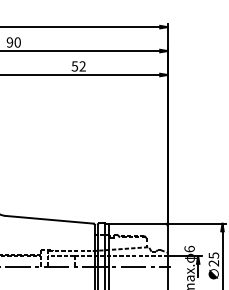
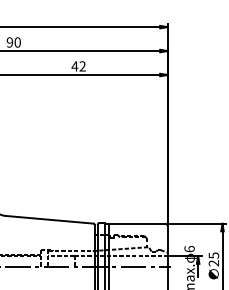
text: 52 -> 42 (74, 66)
